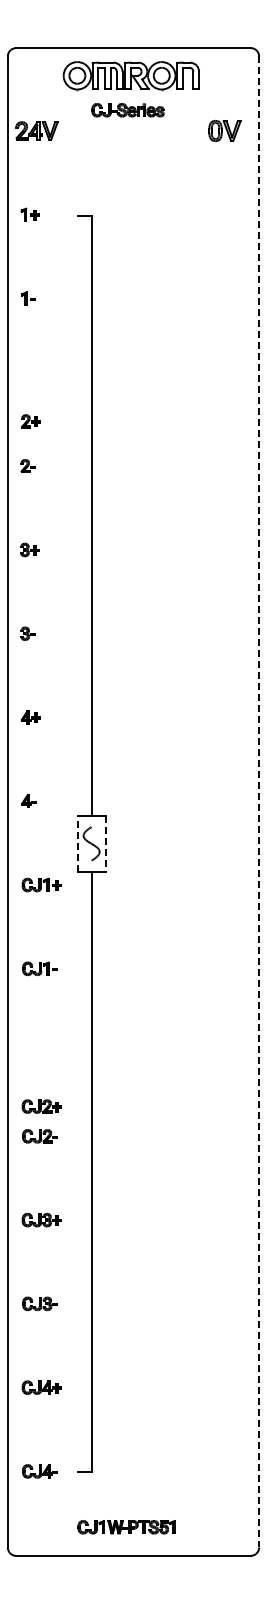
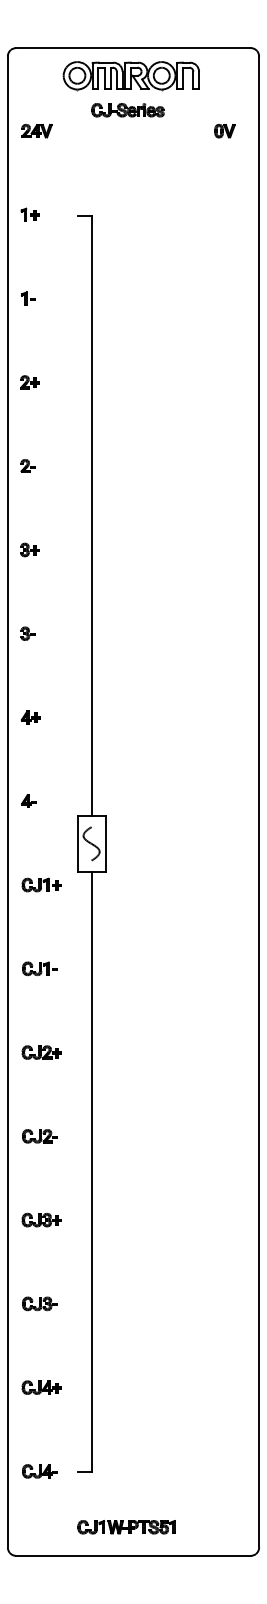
part size: 44x20 px -> 32x15 px (36, 131)
part size: 34x22 px -> 22x15 px (224, 131)
part position: (30, 421) -> (29, 382) (29, 382)
line: dashed -> solid (259, 801)
line: dashed -> solid (77, 843)
line: dashed -> solid (105, 843)
part position: (41, 1106) -> (41, 1052) (41, 1052)
